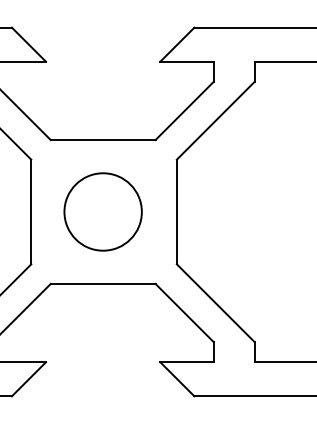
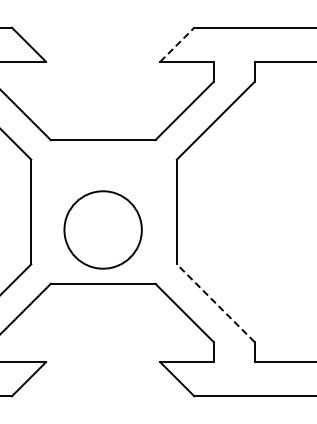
line: solid -> dashed (177, 44)
circle position: (102, 211) -> (102, 229) (102, 229)
line: solid -> dashed (215, 302)
